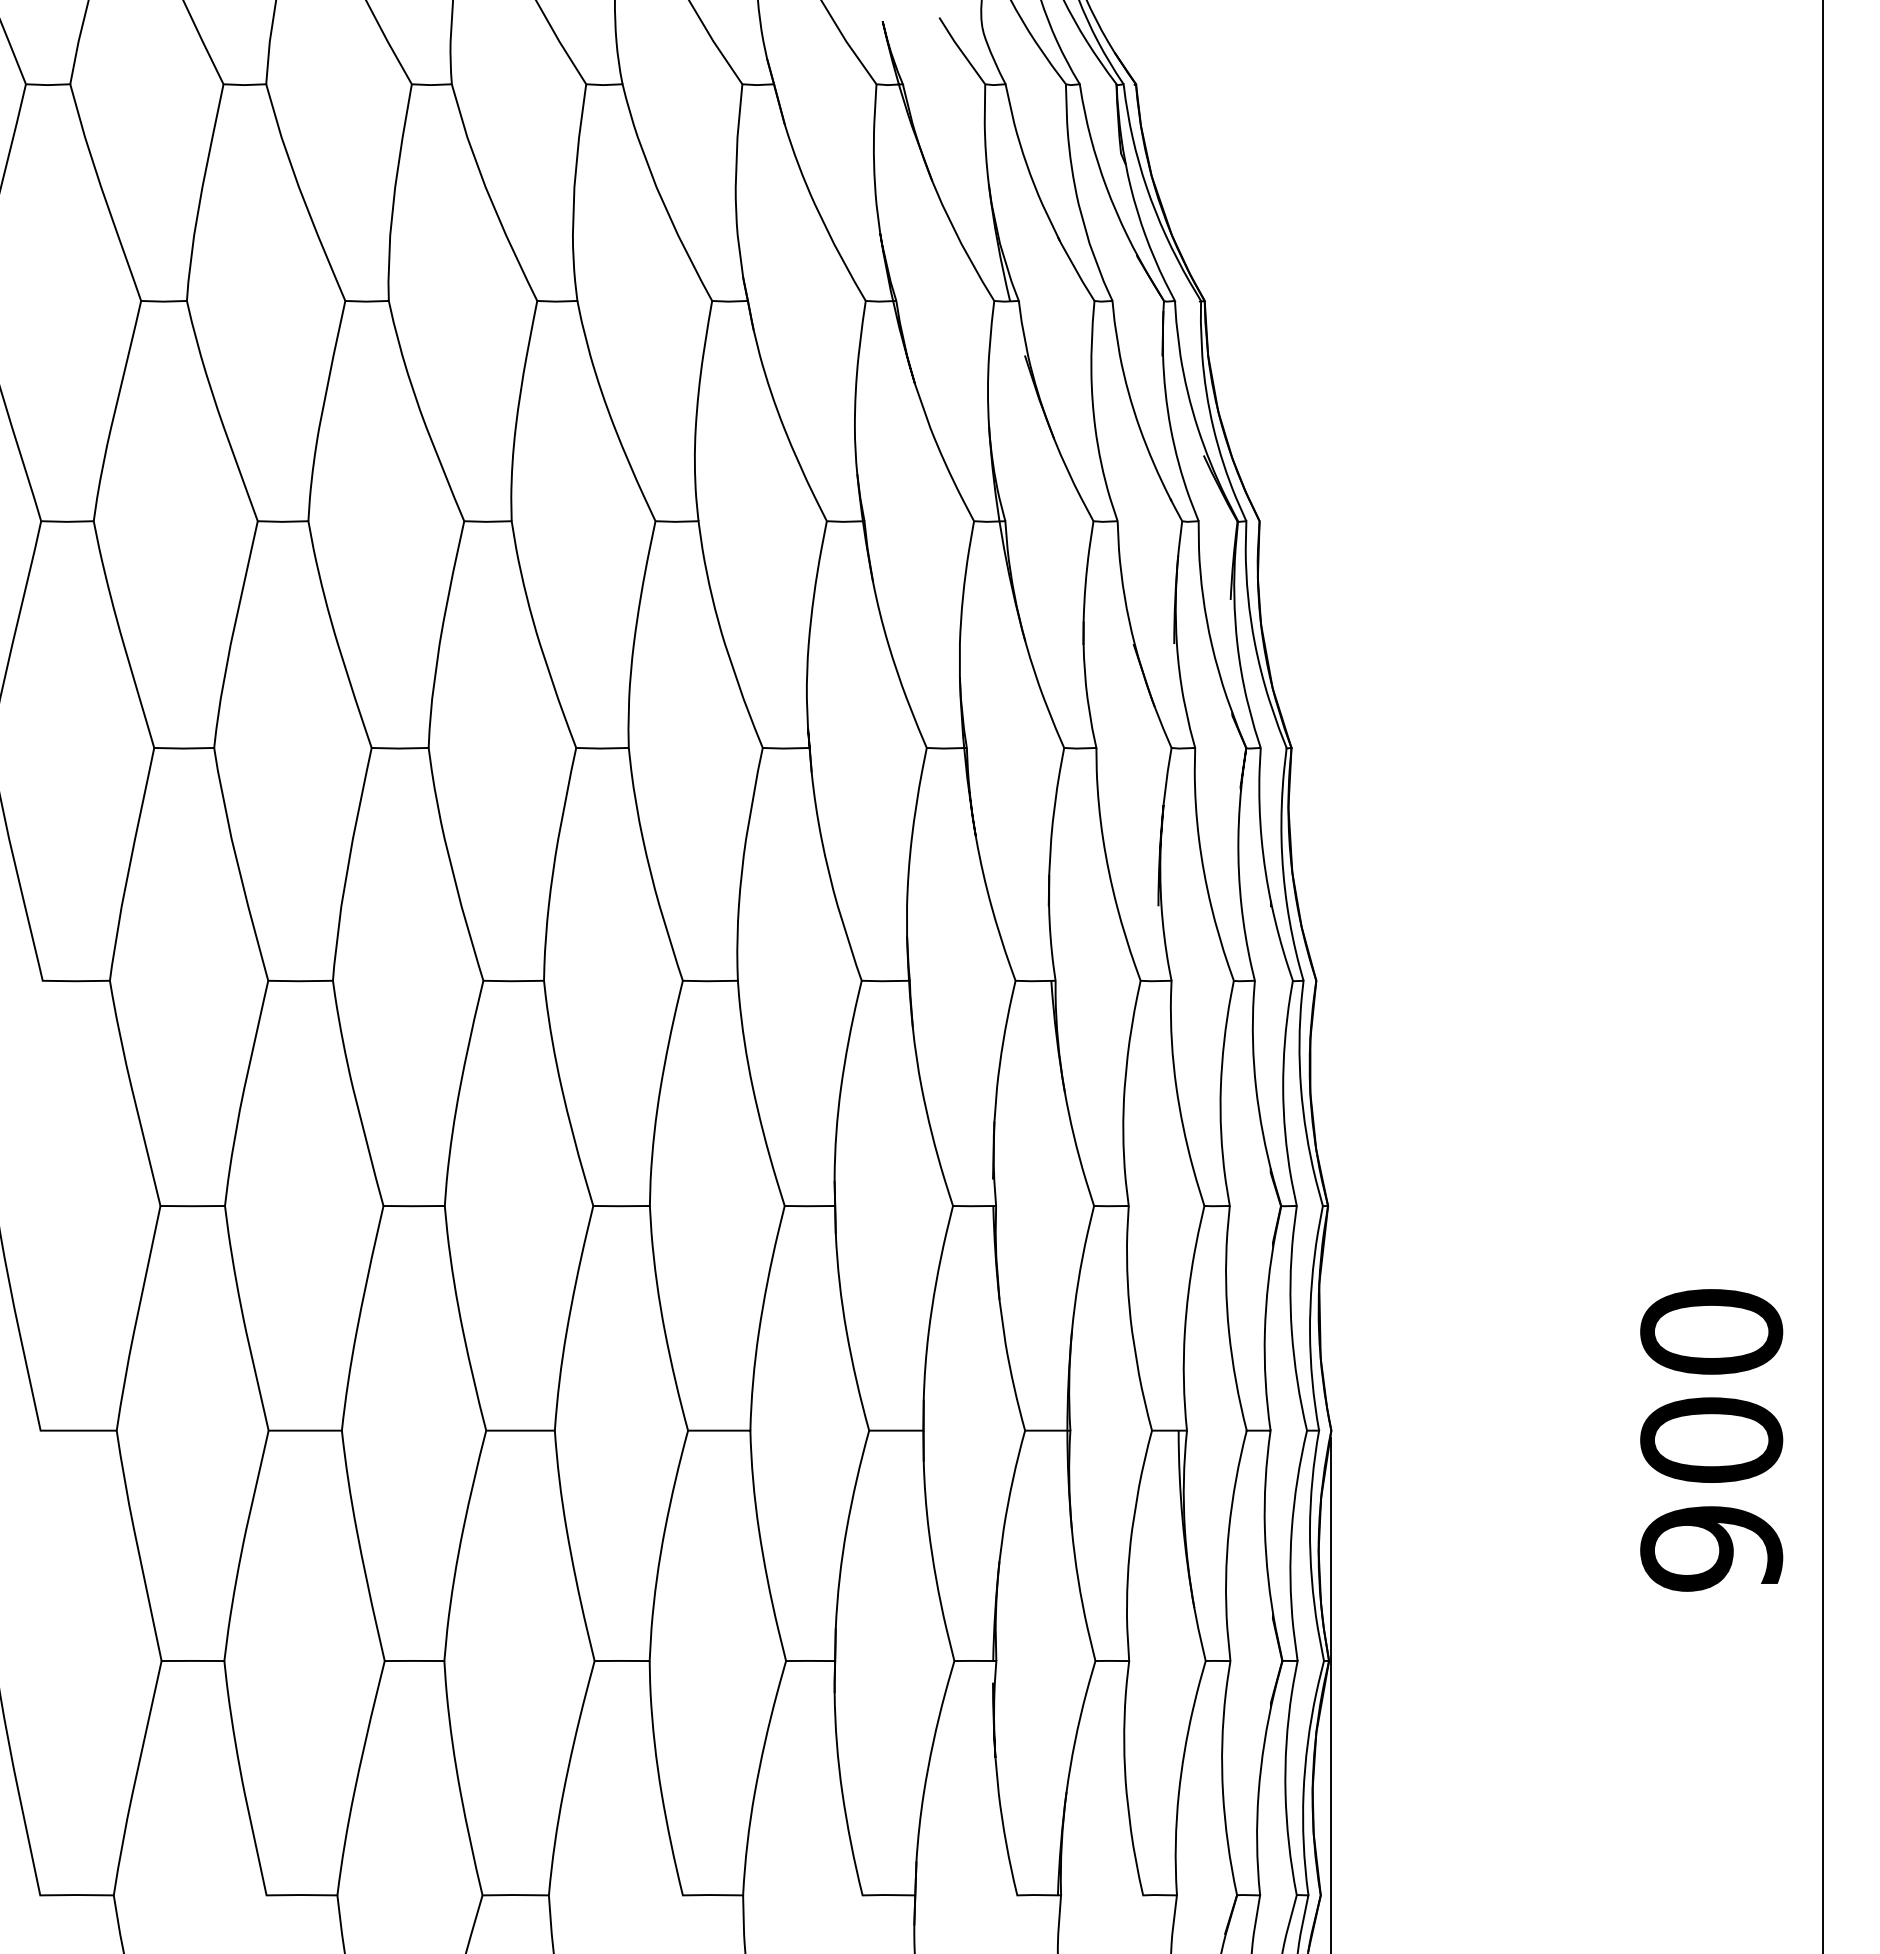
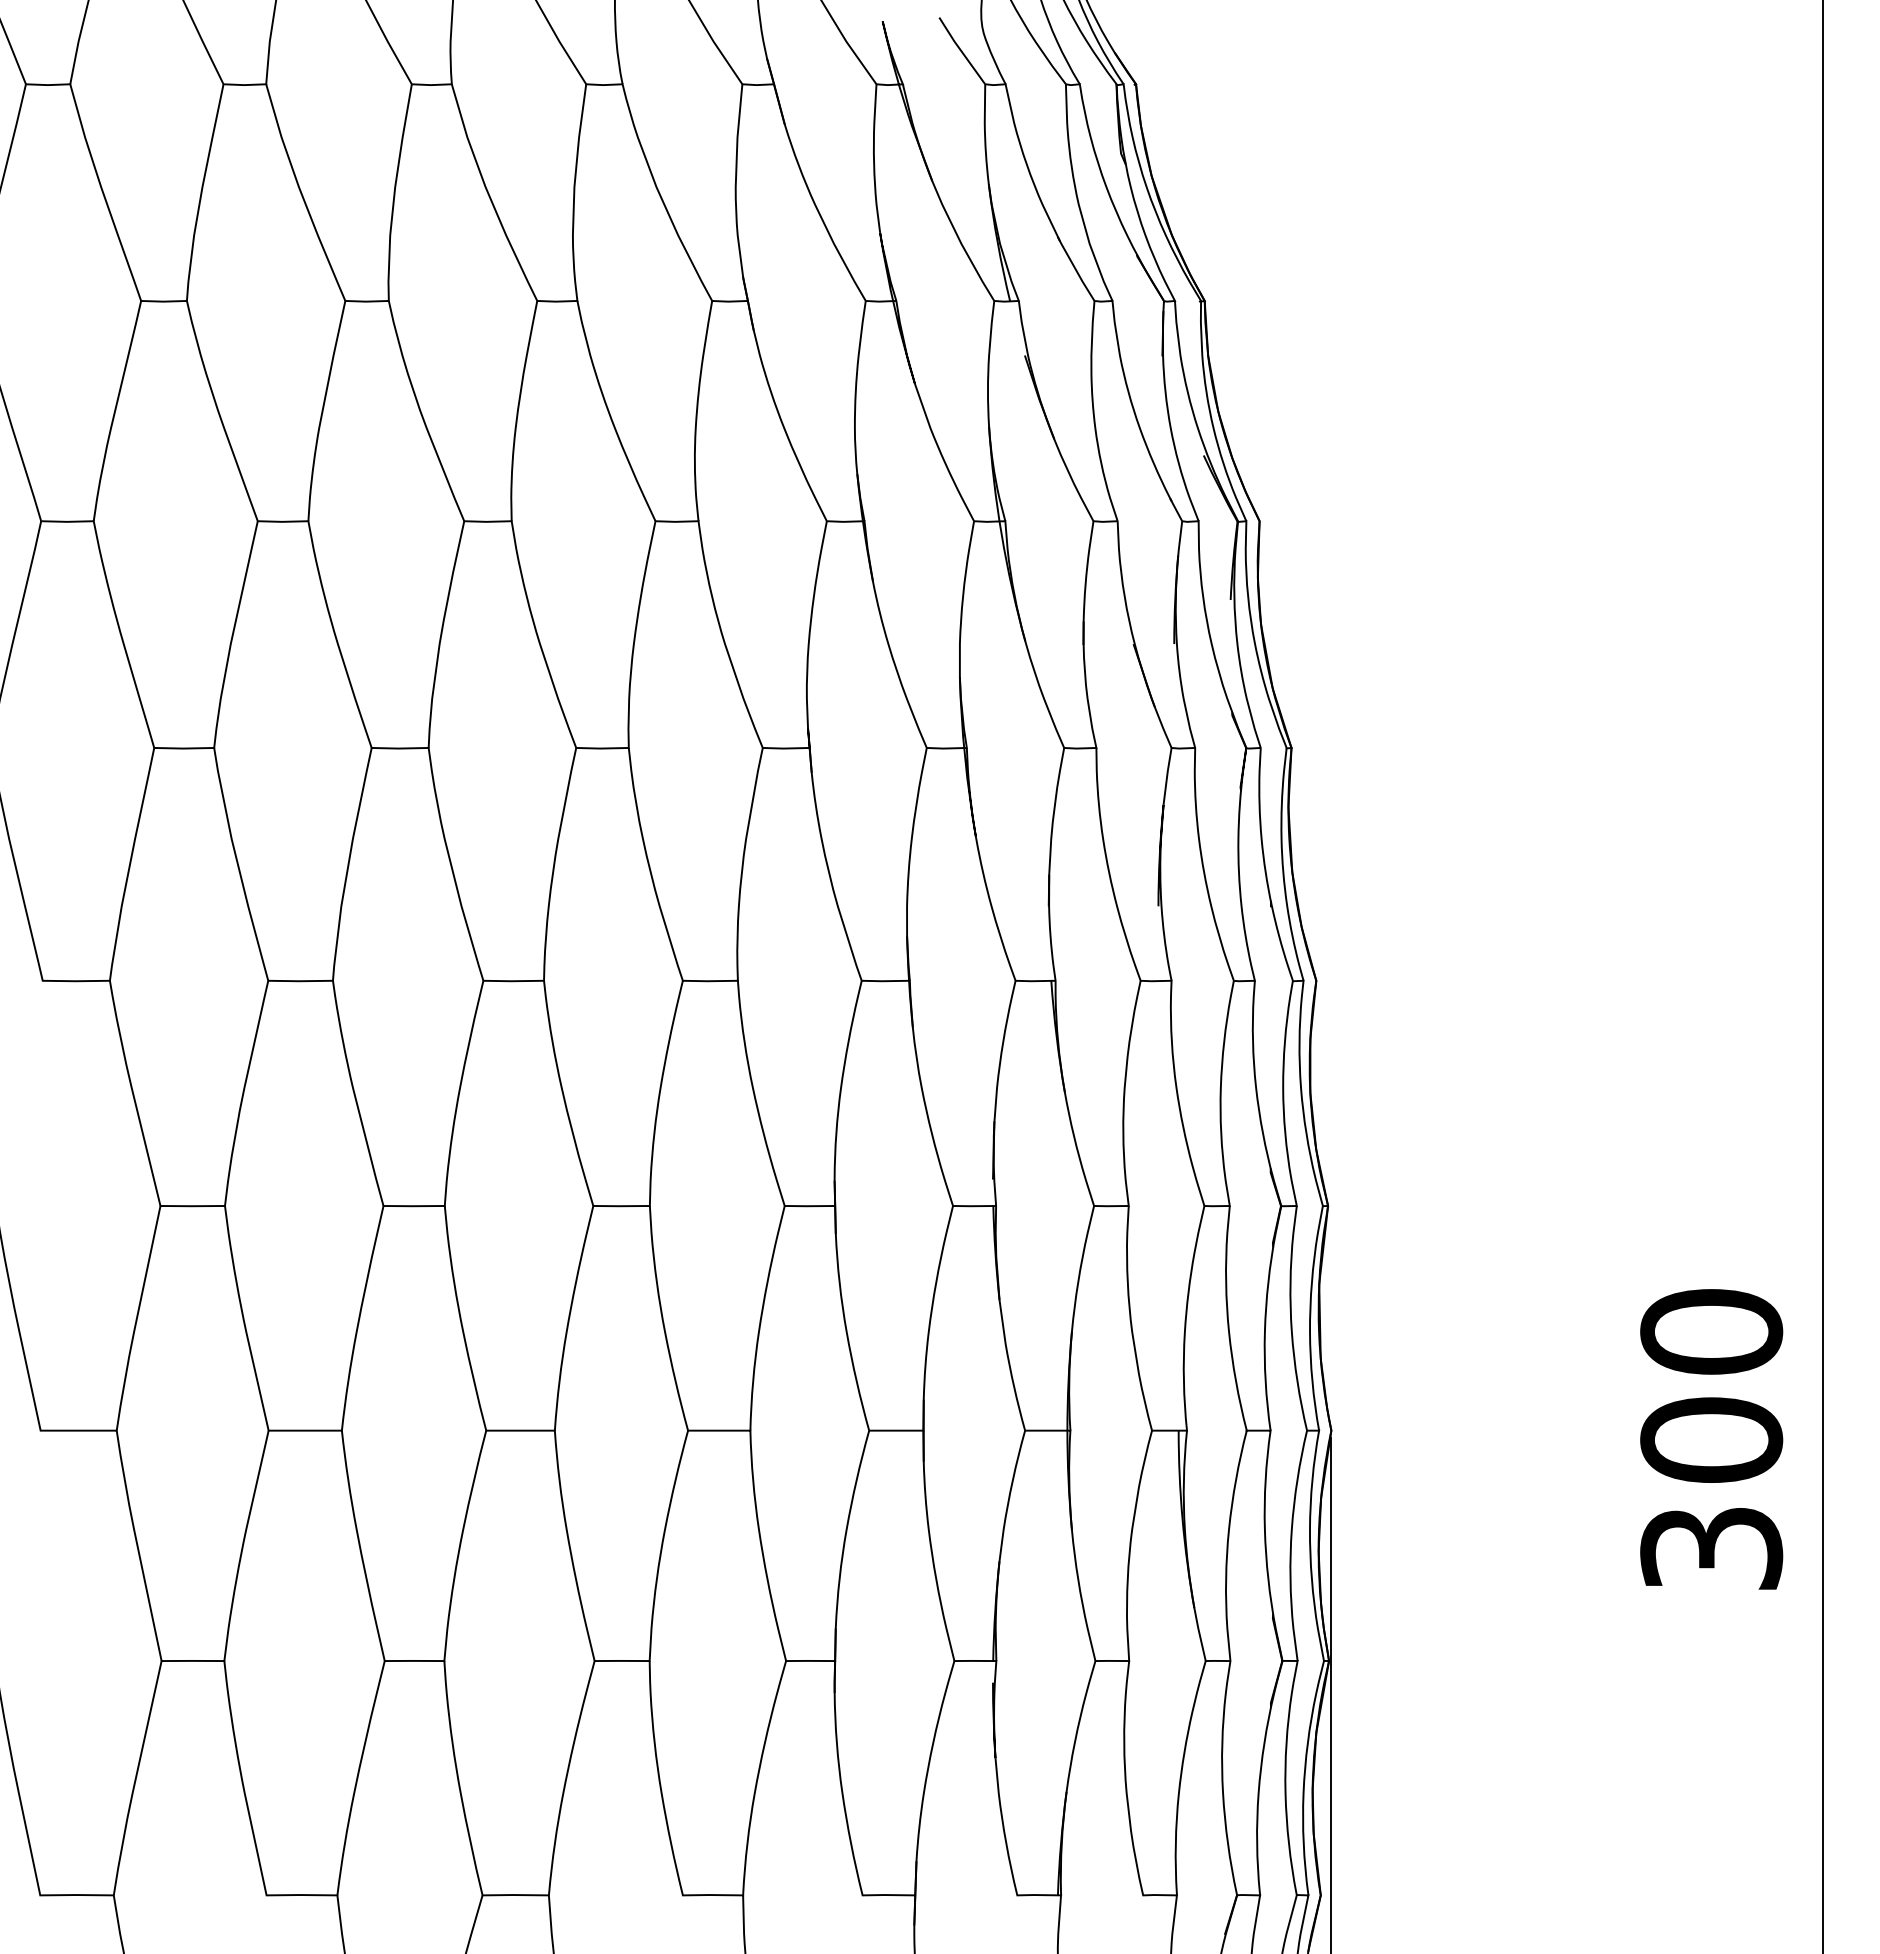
text: 900 -> 300 (1711, 1548)
